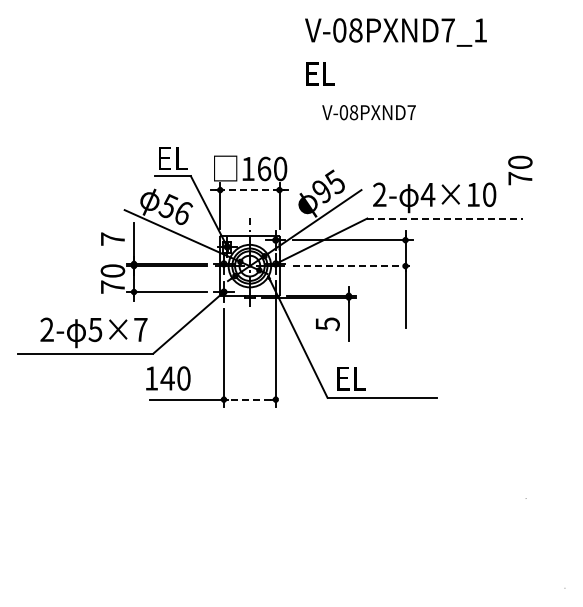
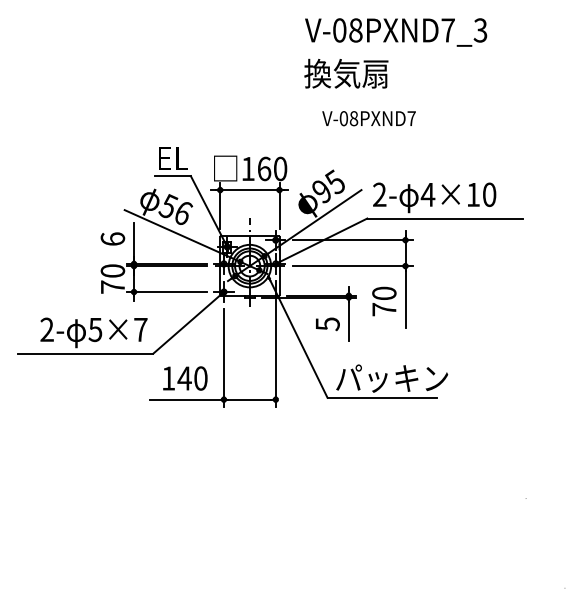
text: V-08PXND7_1 -> V-08PXND7_3 (480, 30)
text: EL -> 換気扇 (346, 73)
text position: (368, 112) -> (368, 118) (368, 118)
text position: (520, 170) -> (384, 301) (384, 301)
line: dashed -> solid (249, 190)
line: dashed -> solid (444, 218)
text: 7 -> 6 (112, 238)
line: dashed -> solid (353, 266)
text position: (168, 378) -> (185, 378) (185, 378)
text: EL -> パッキン (392, 378)
line: dashed -> solid (249, 399)
